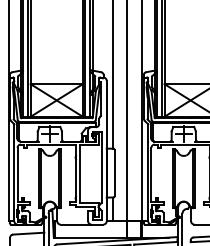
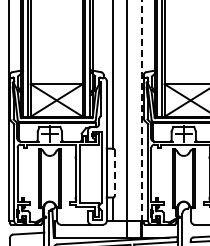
line: solid -> dashed (142, 111)
line: solid -> dashed (114, 173)
